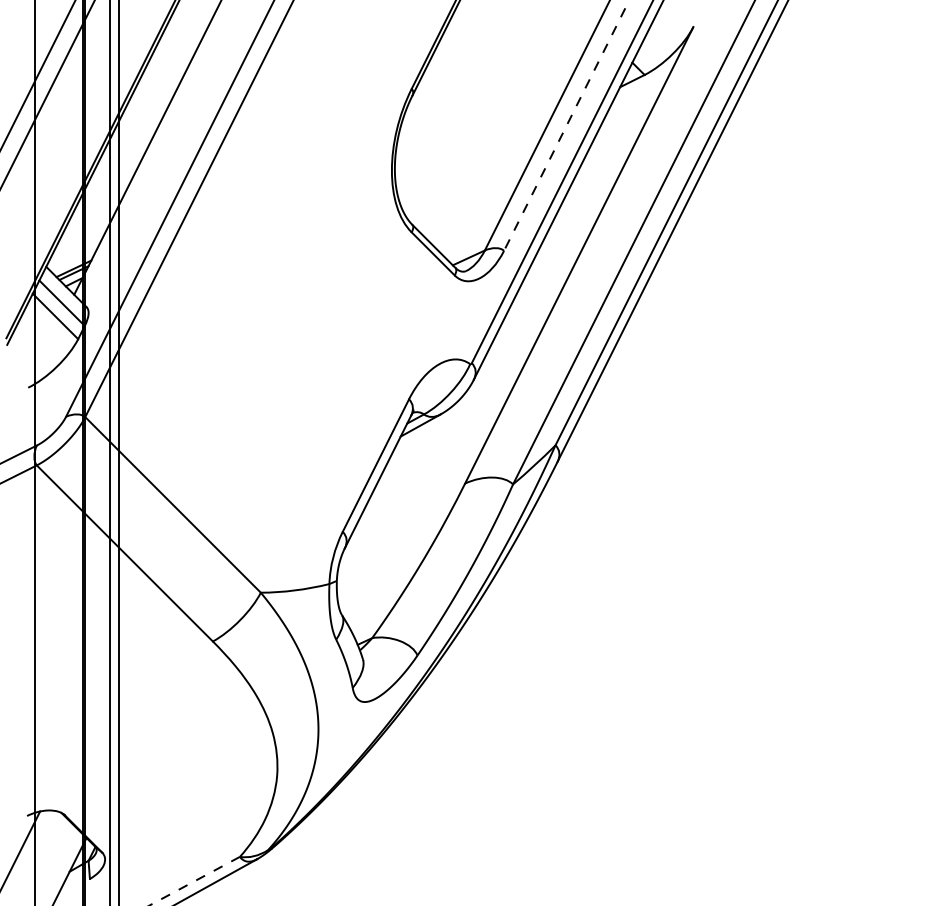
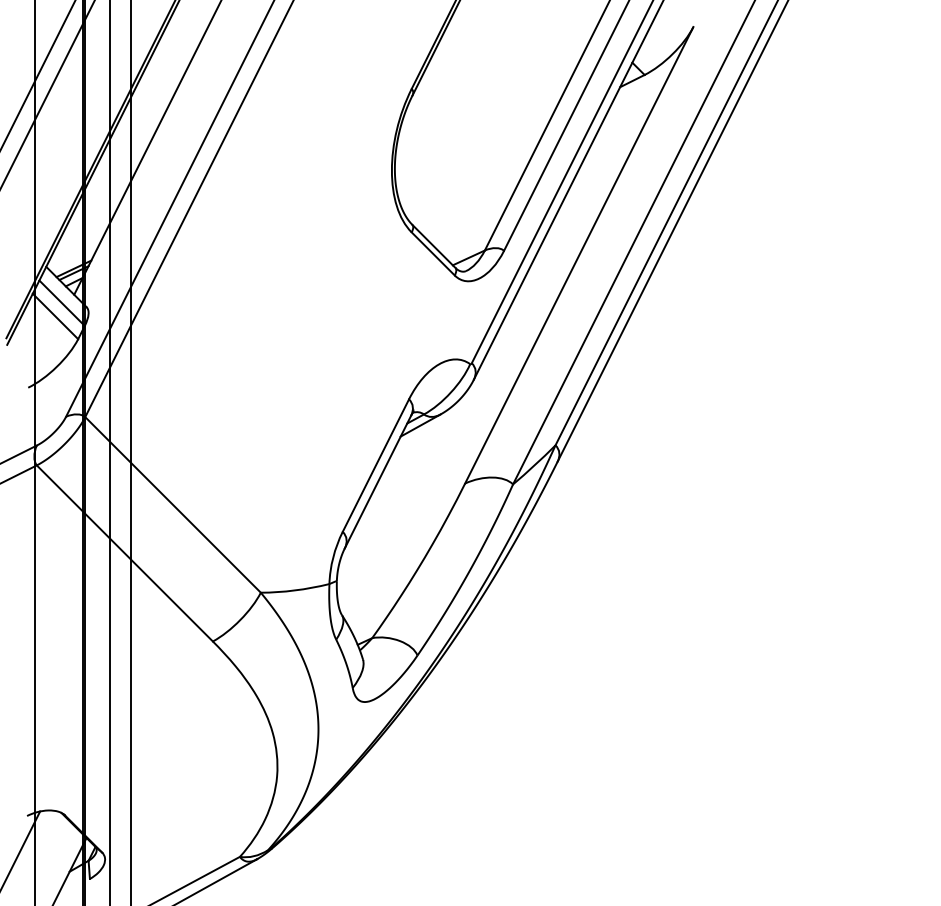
line: dashed -> solid (566, 125)
line position: (119, 452) -> (131, 452) (131, 452)
line: dashed -> solid (194, 881)
